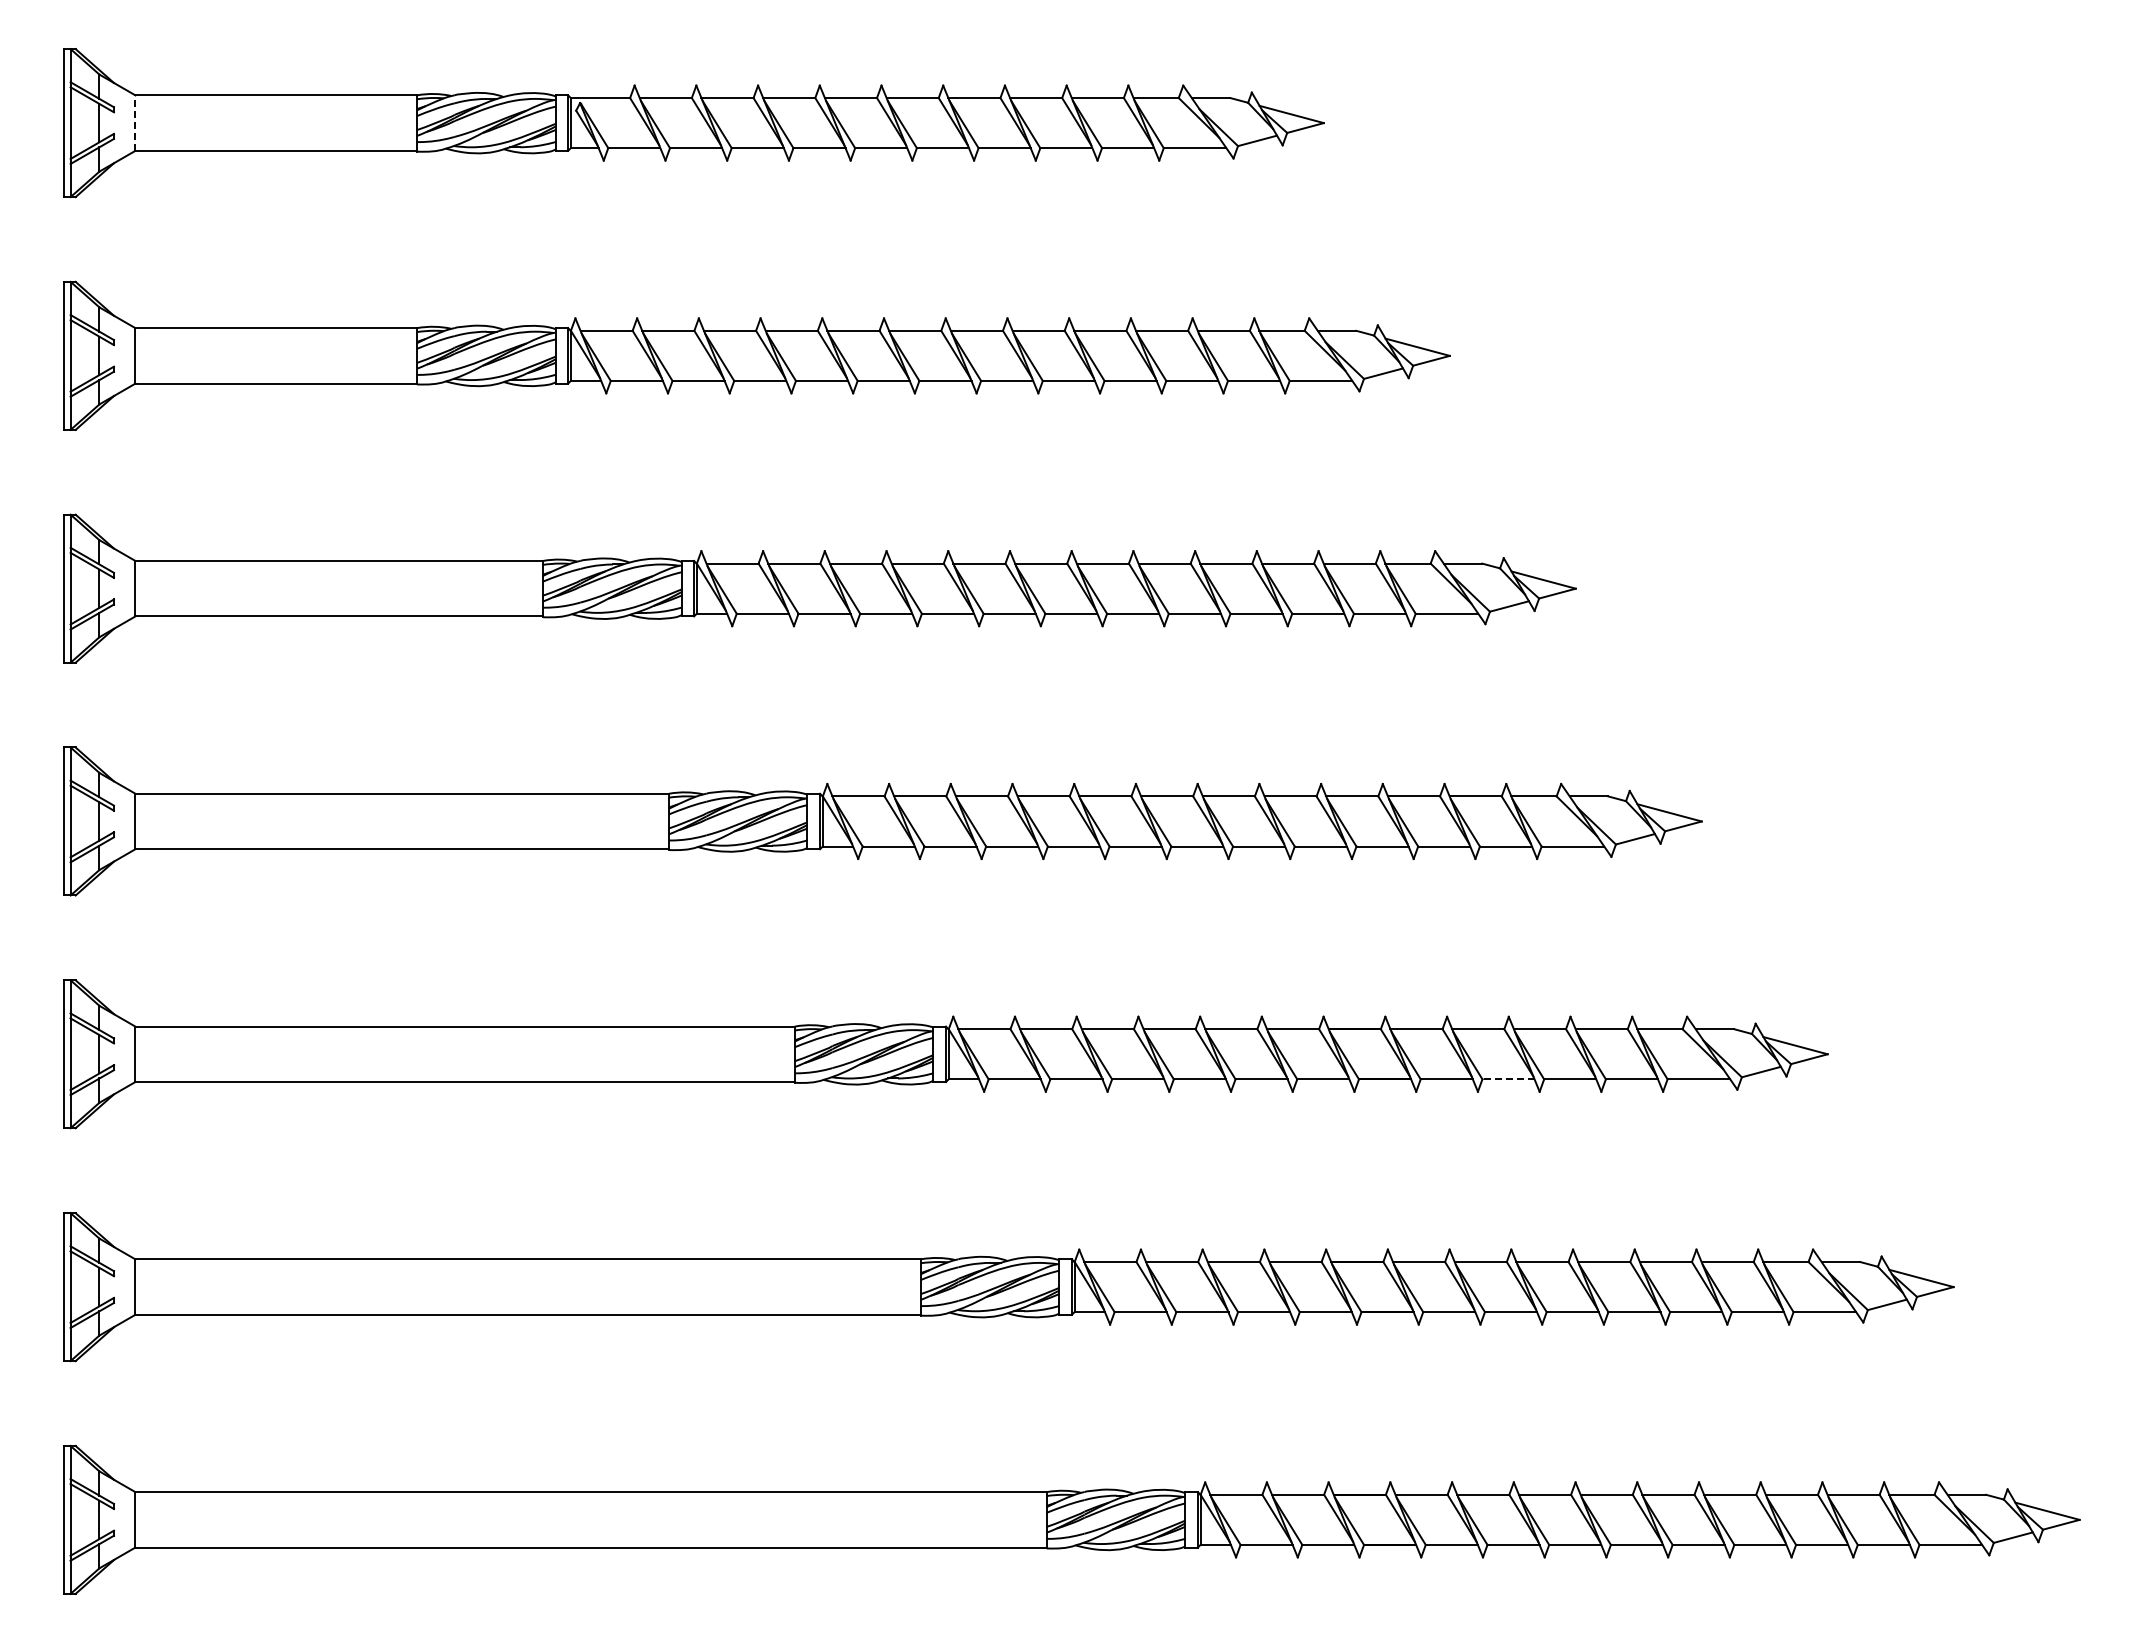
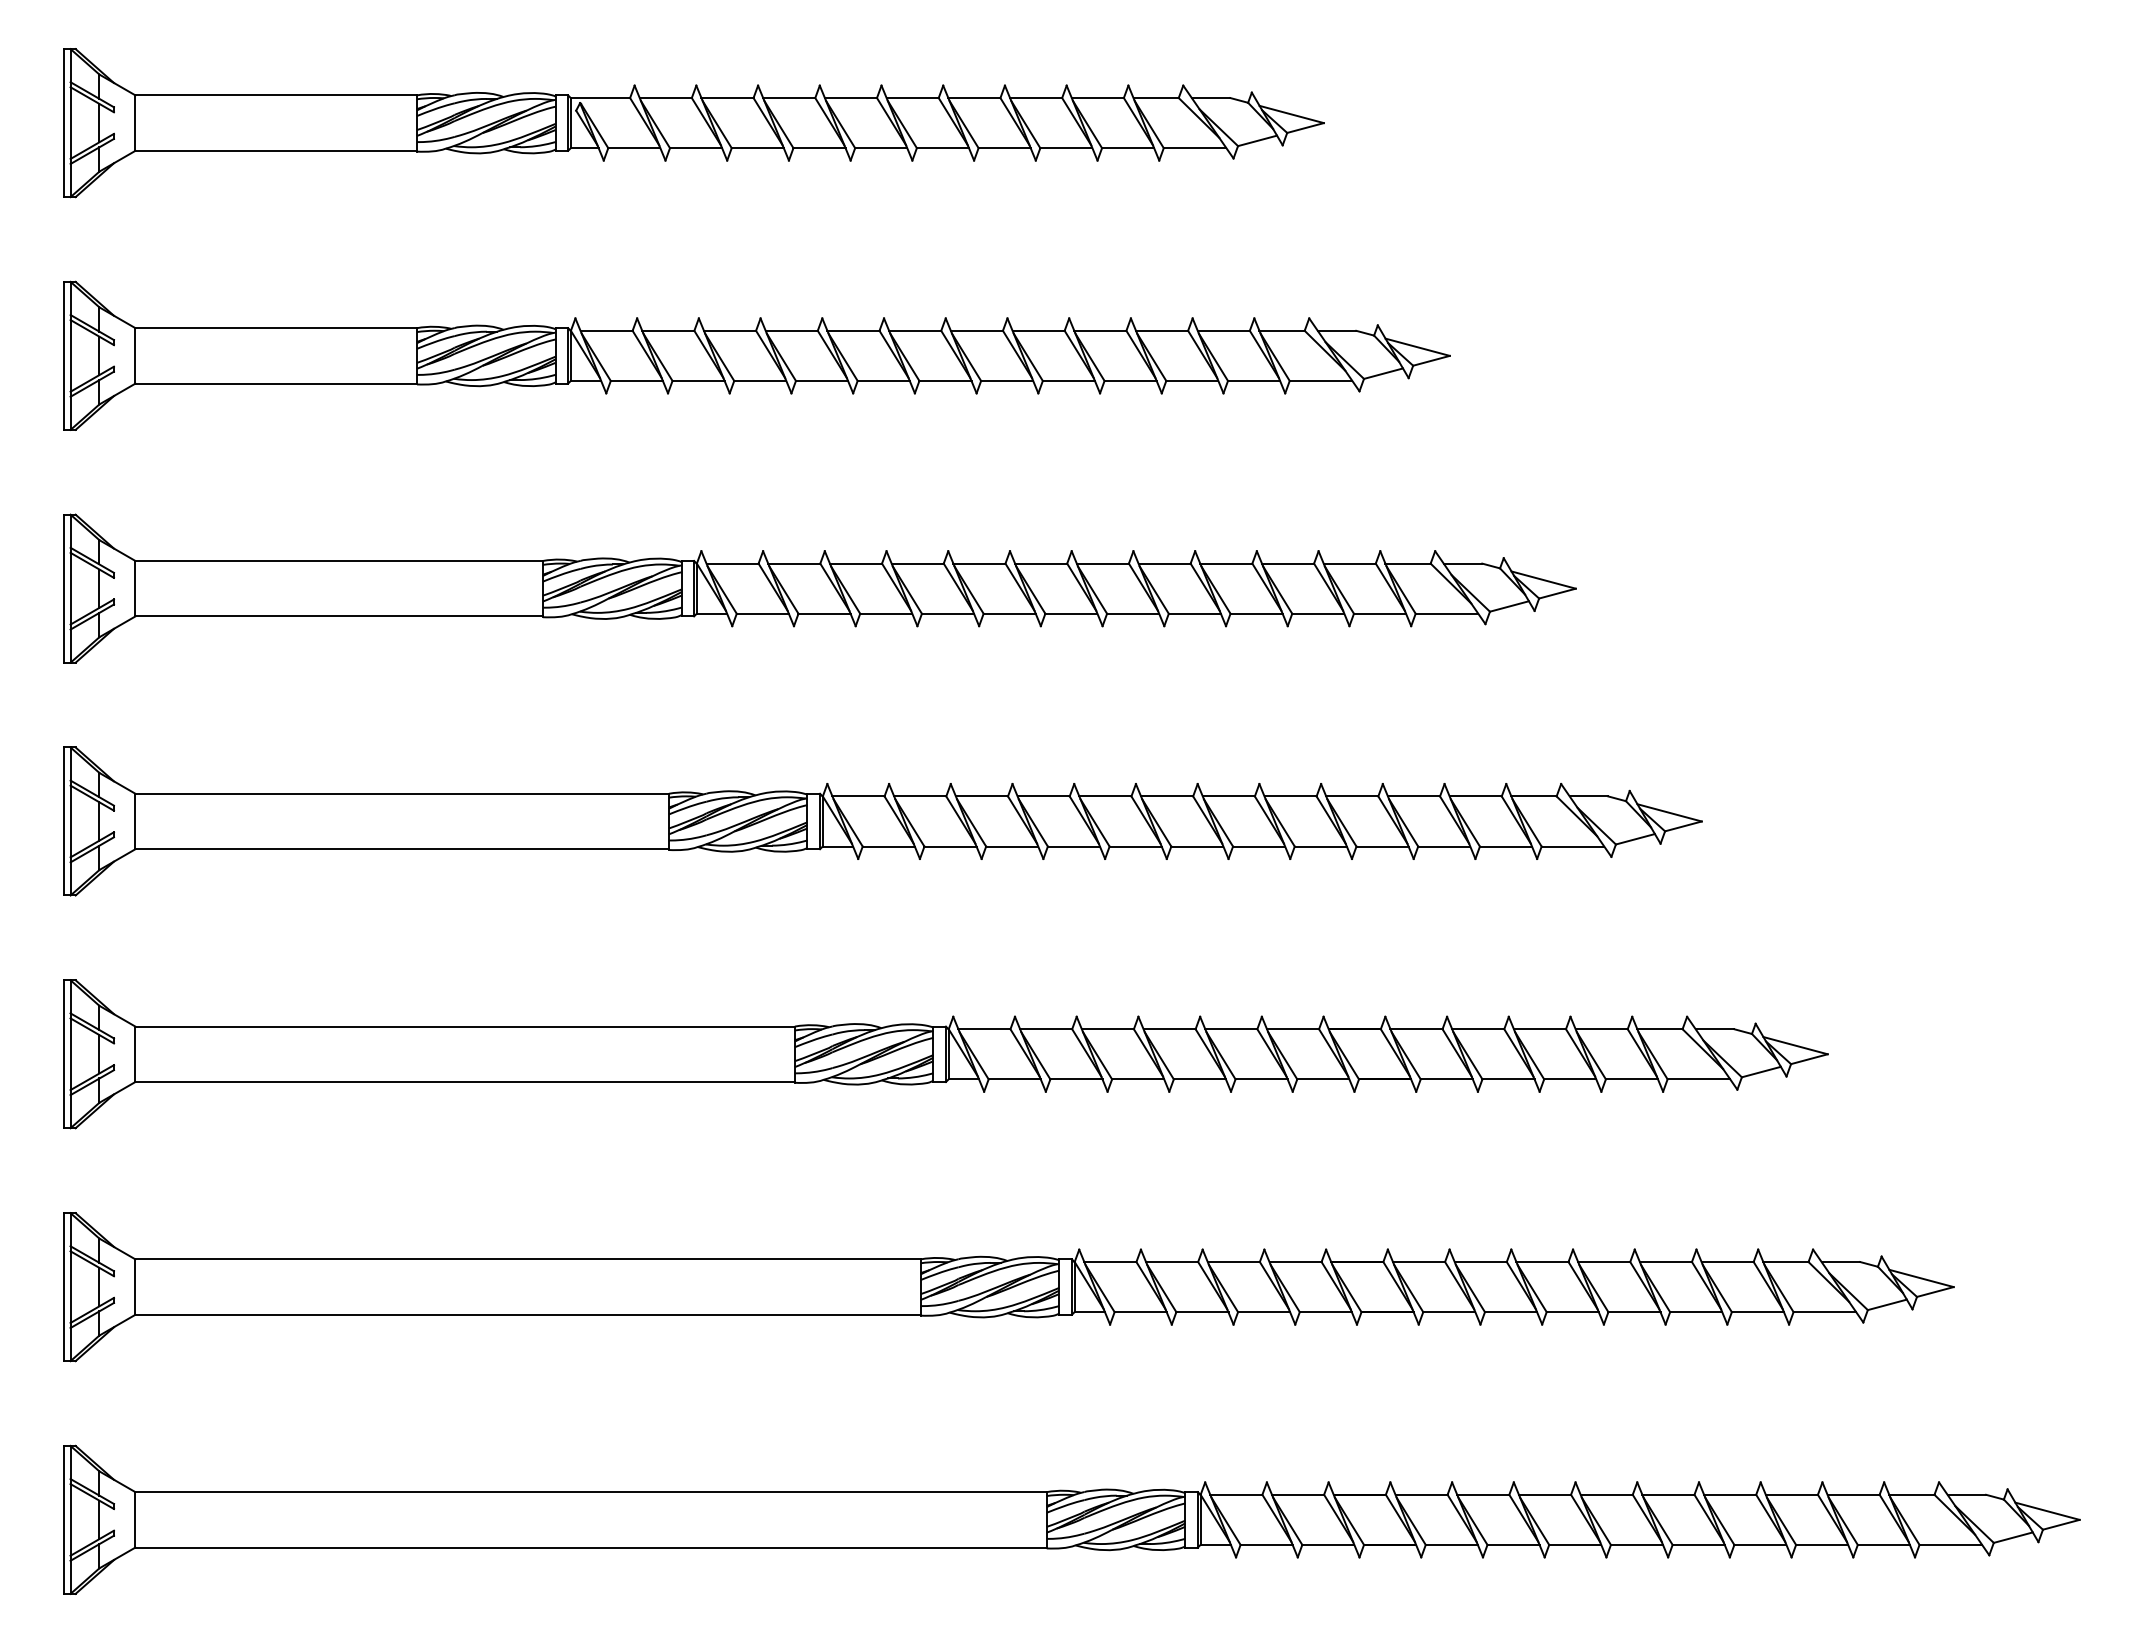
line: dashed -> solid (135, 123)
line: dashed -> solid (1508, 1079)
